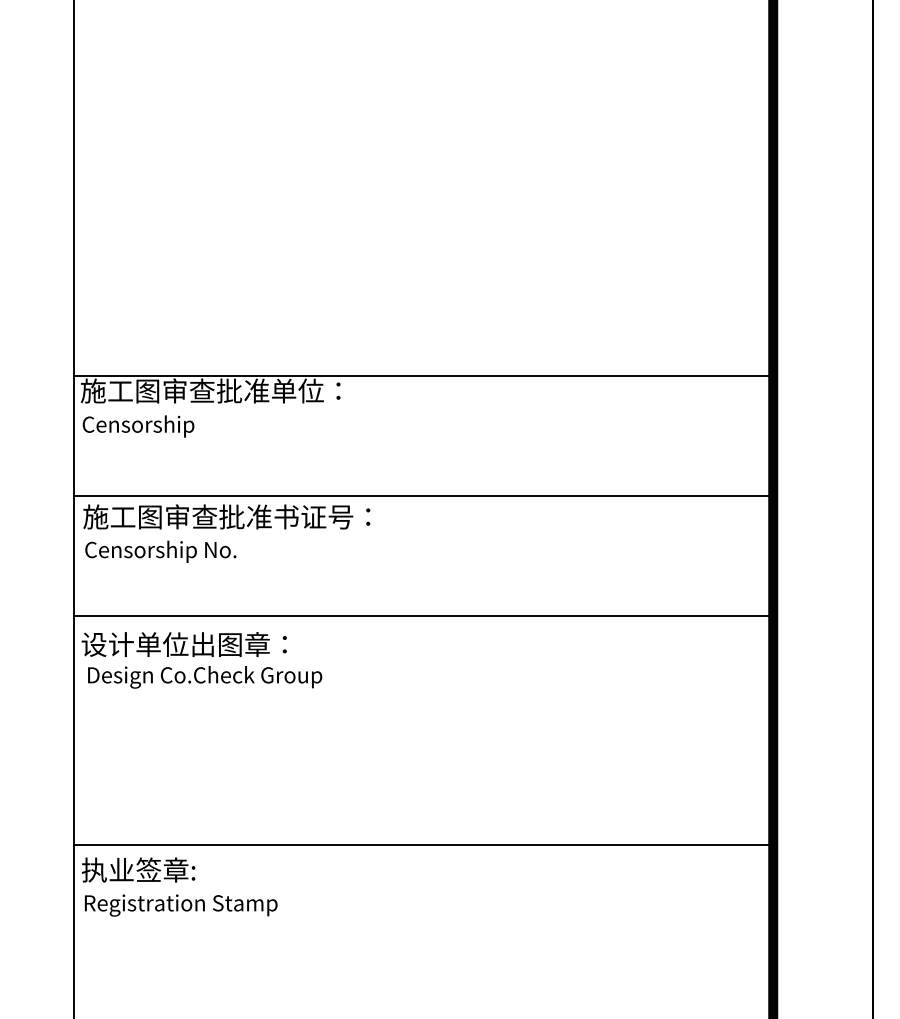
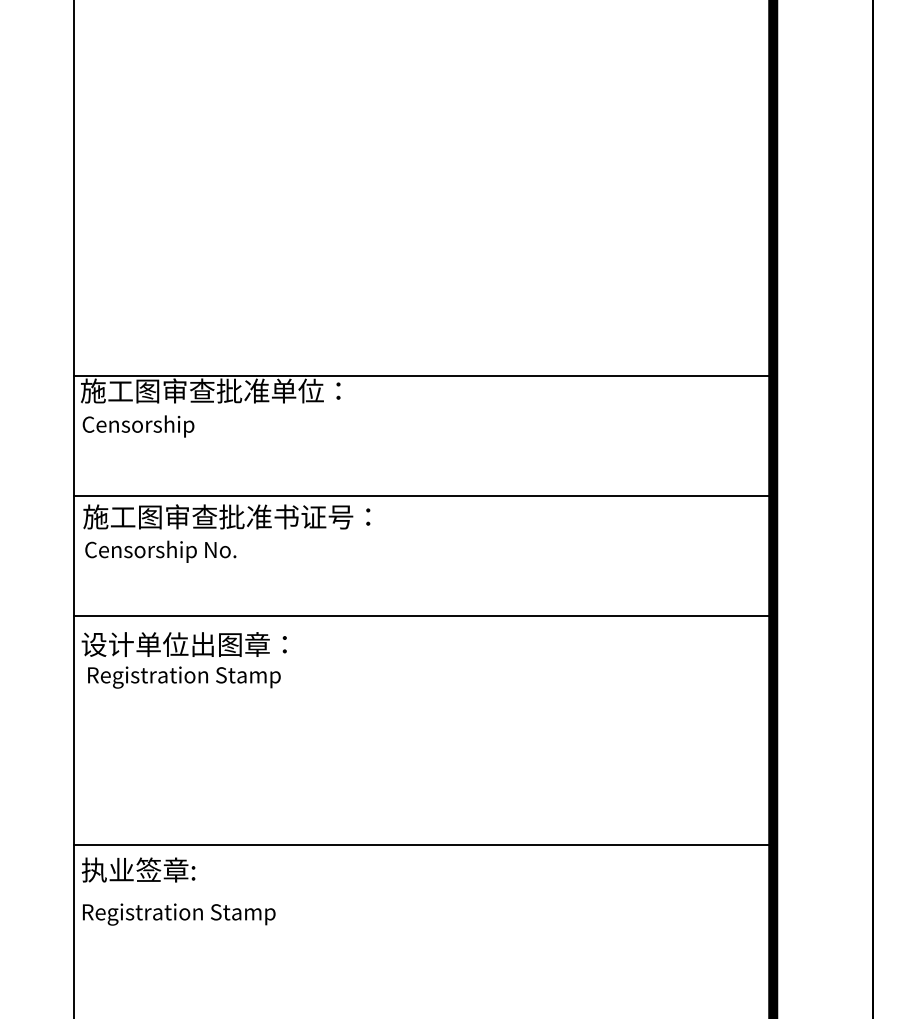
text: Design Co.Check Group -> Registration Stamp (206, 677)
text position: (181, 905) -> (179, 914) (179, 914)
